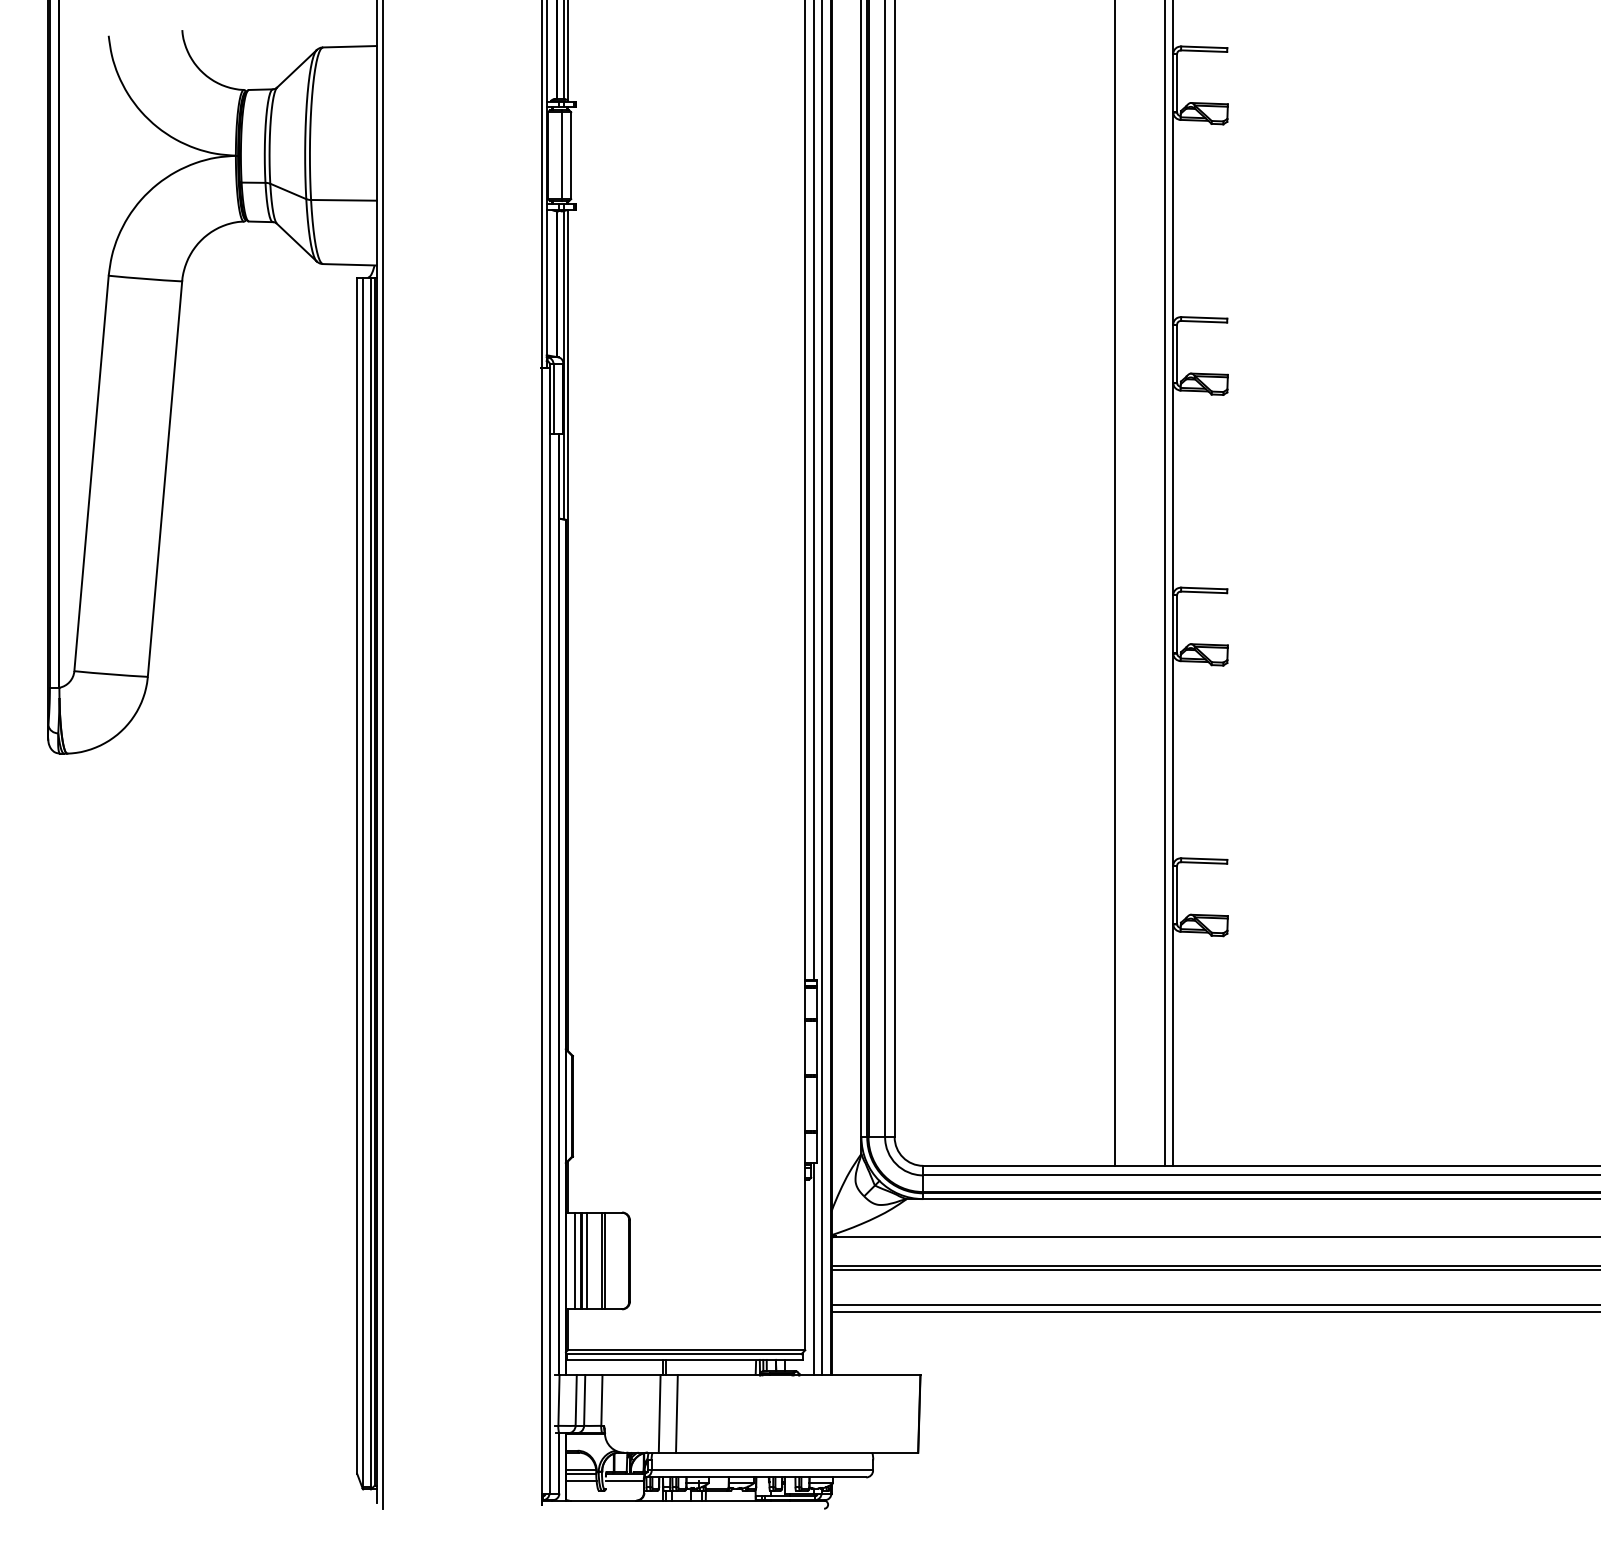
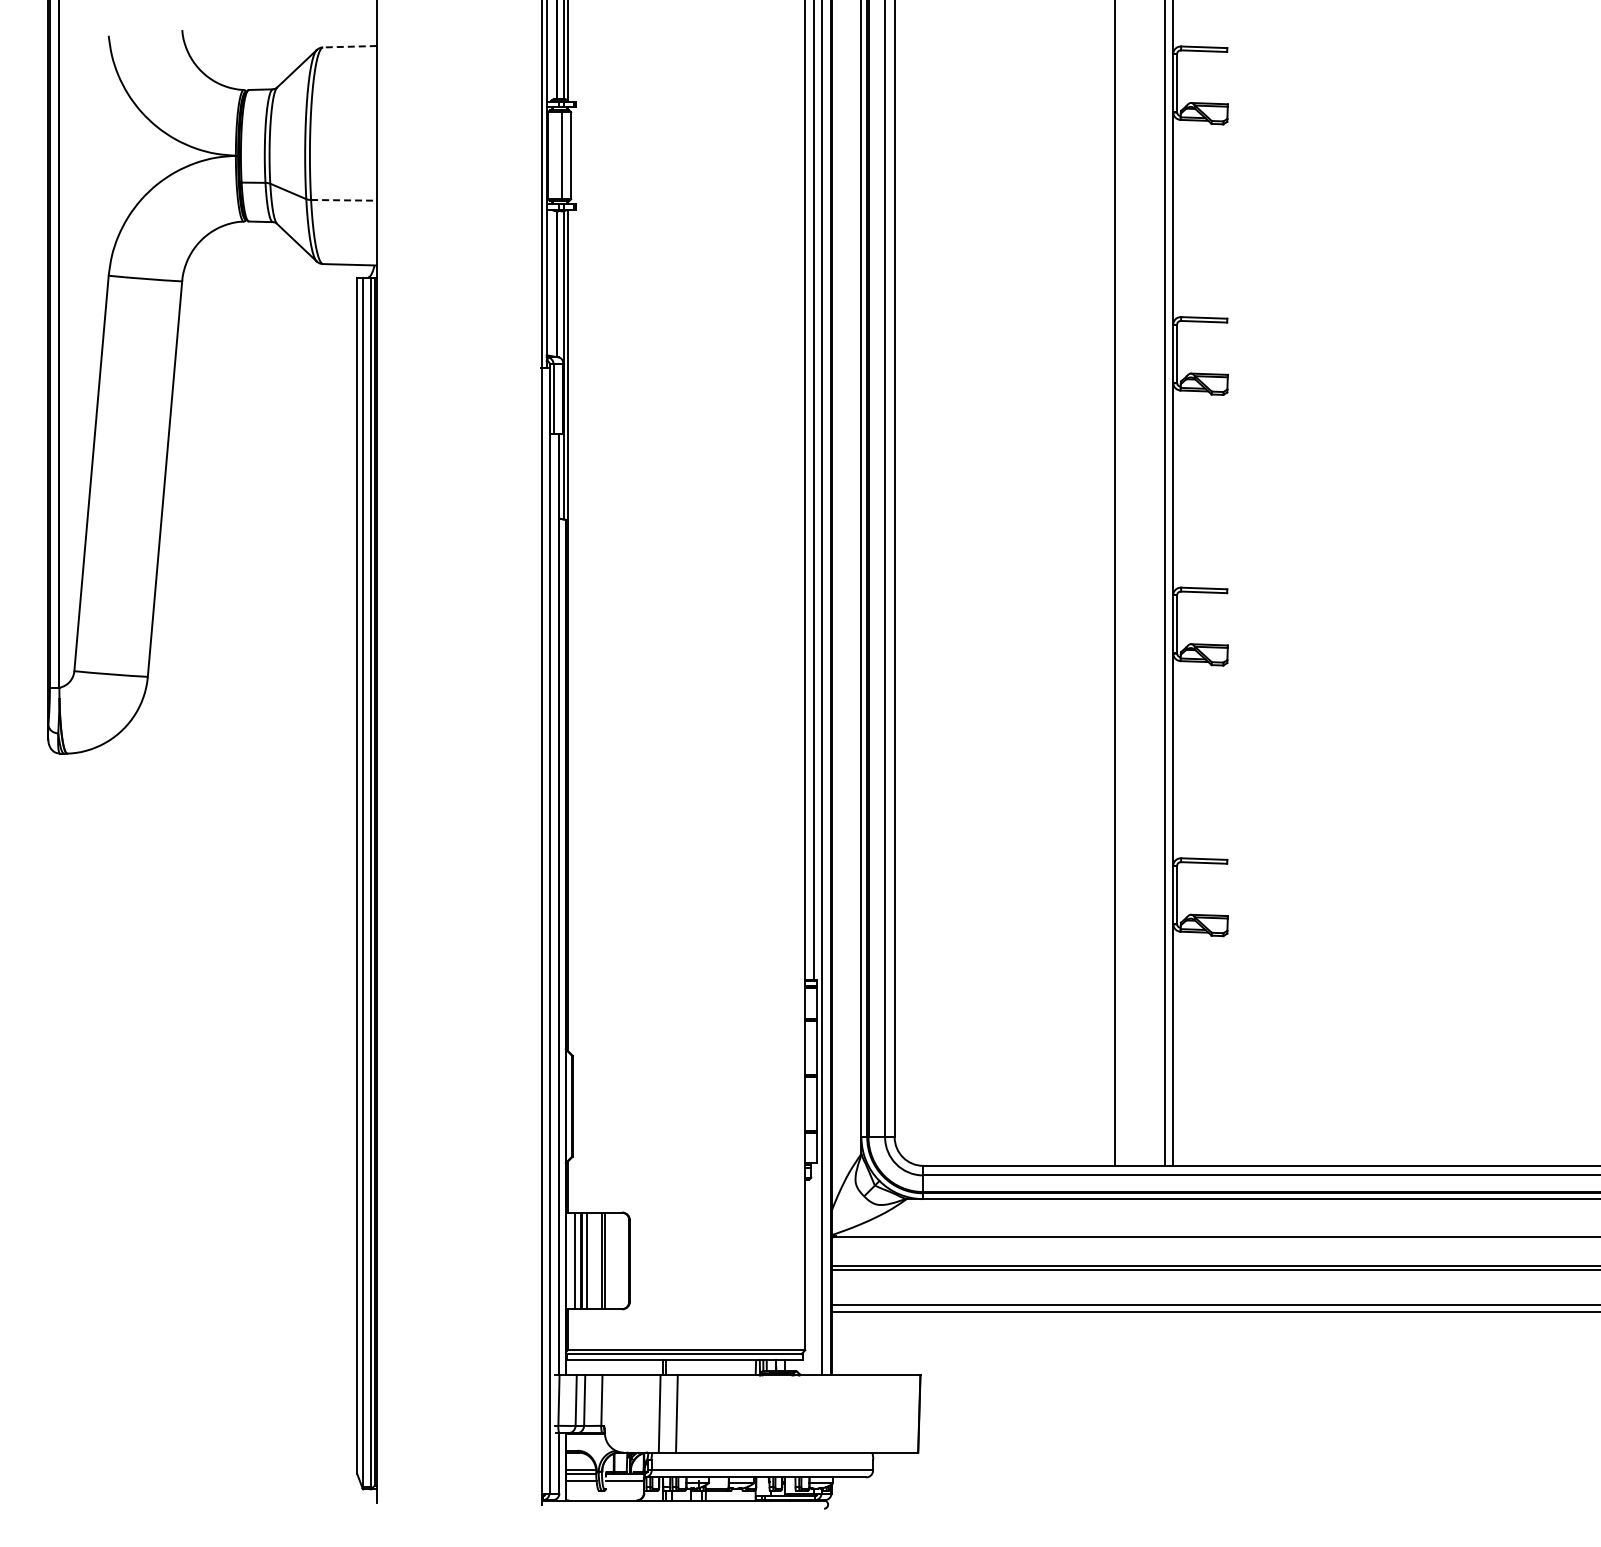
line: solid -> dashed (349, 46)
line: solid -> dashed (343, 200)
line: present -> none (382, 755)
line: present -> none (814, 1269)
